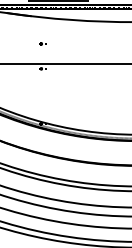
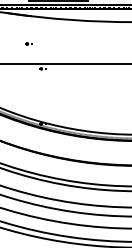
part position: (42, 43) -> (28, 43) (28, 43)
